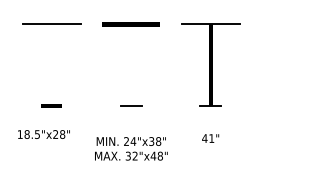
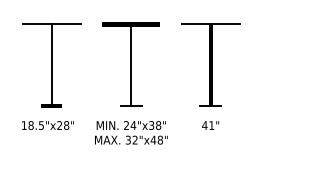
line: none -> present (51, 64)
line: none -> present (131, 64)
text position: (43, 134) -> (47, 125) (47, 125)
text position: (210, 138) -> (210, 125) (210, 125)
text position: (131, 148) -> (131, 132) (131, 132)
